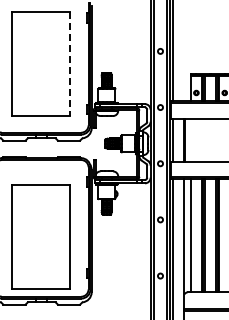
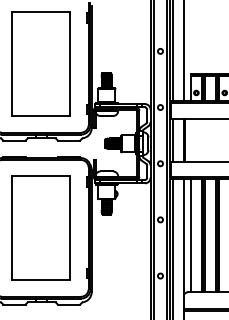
line: none -> present (184, 51)
line: dashed -> solid (70, 64)
part position: (40, 236) -> (40, 227) (40, 227)
